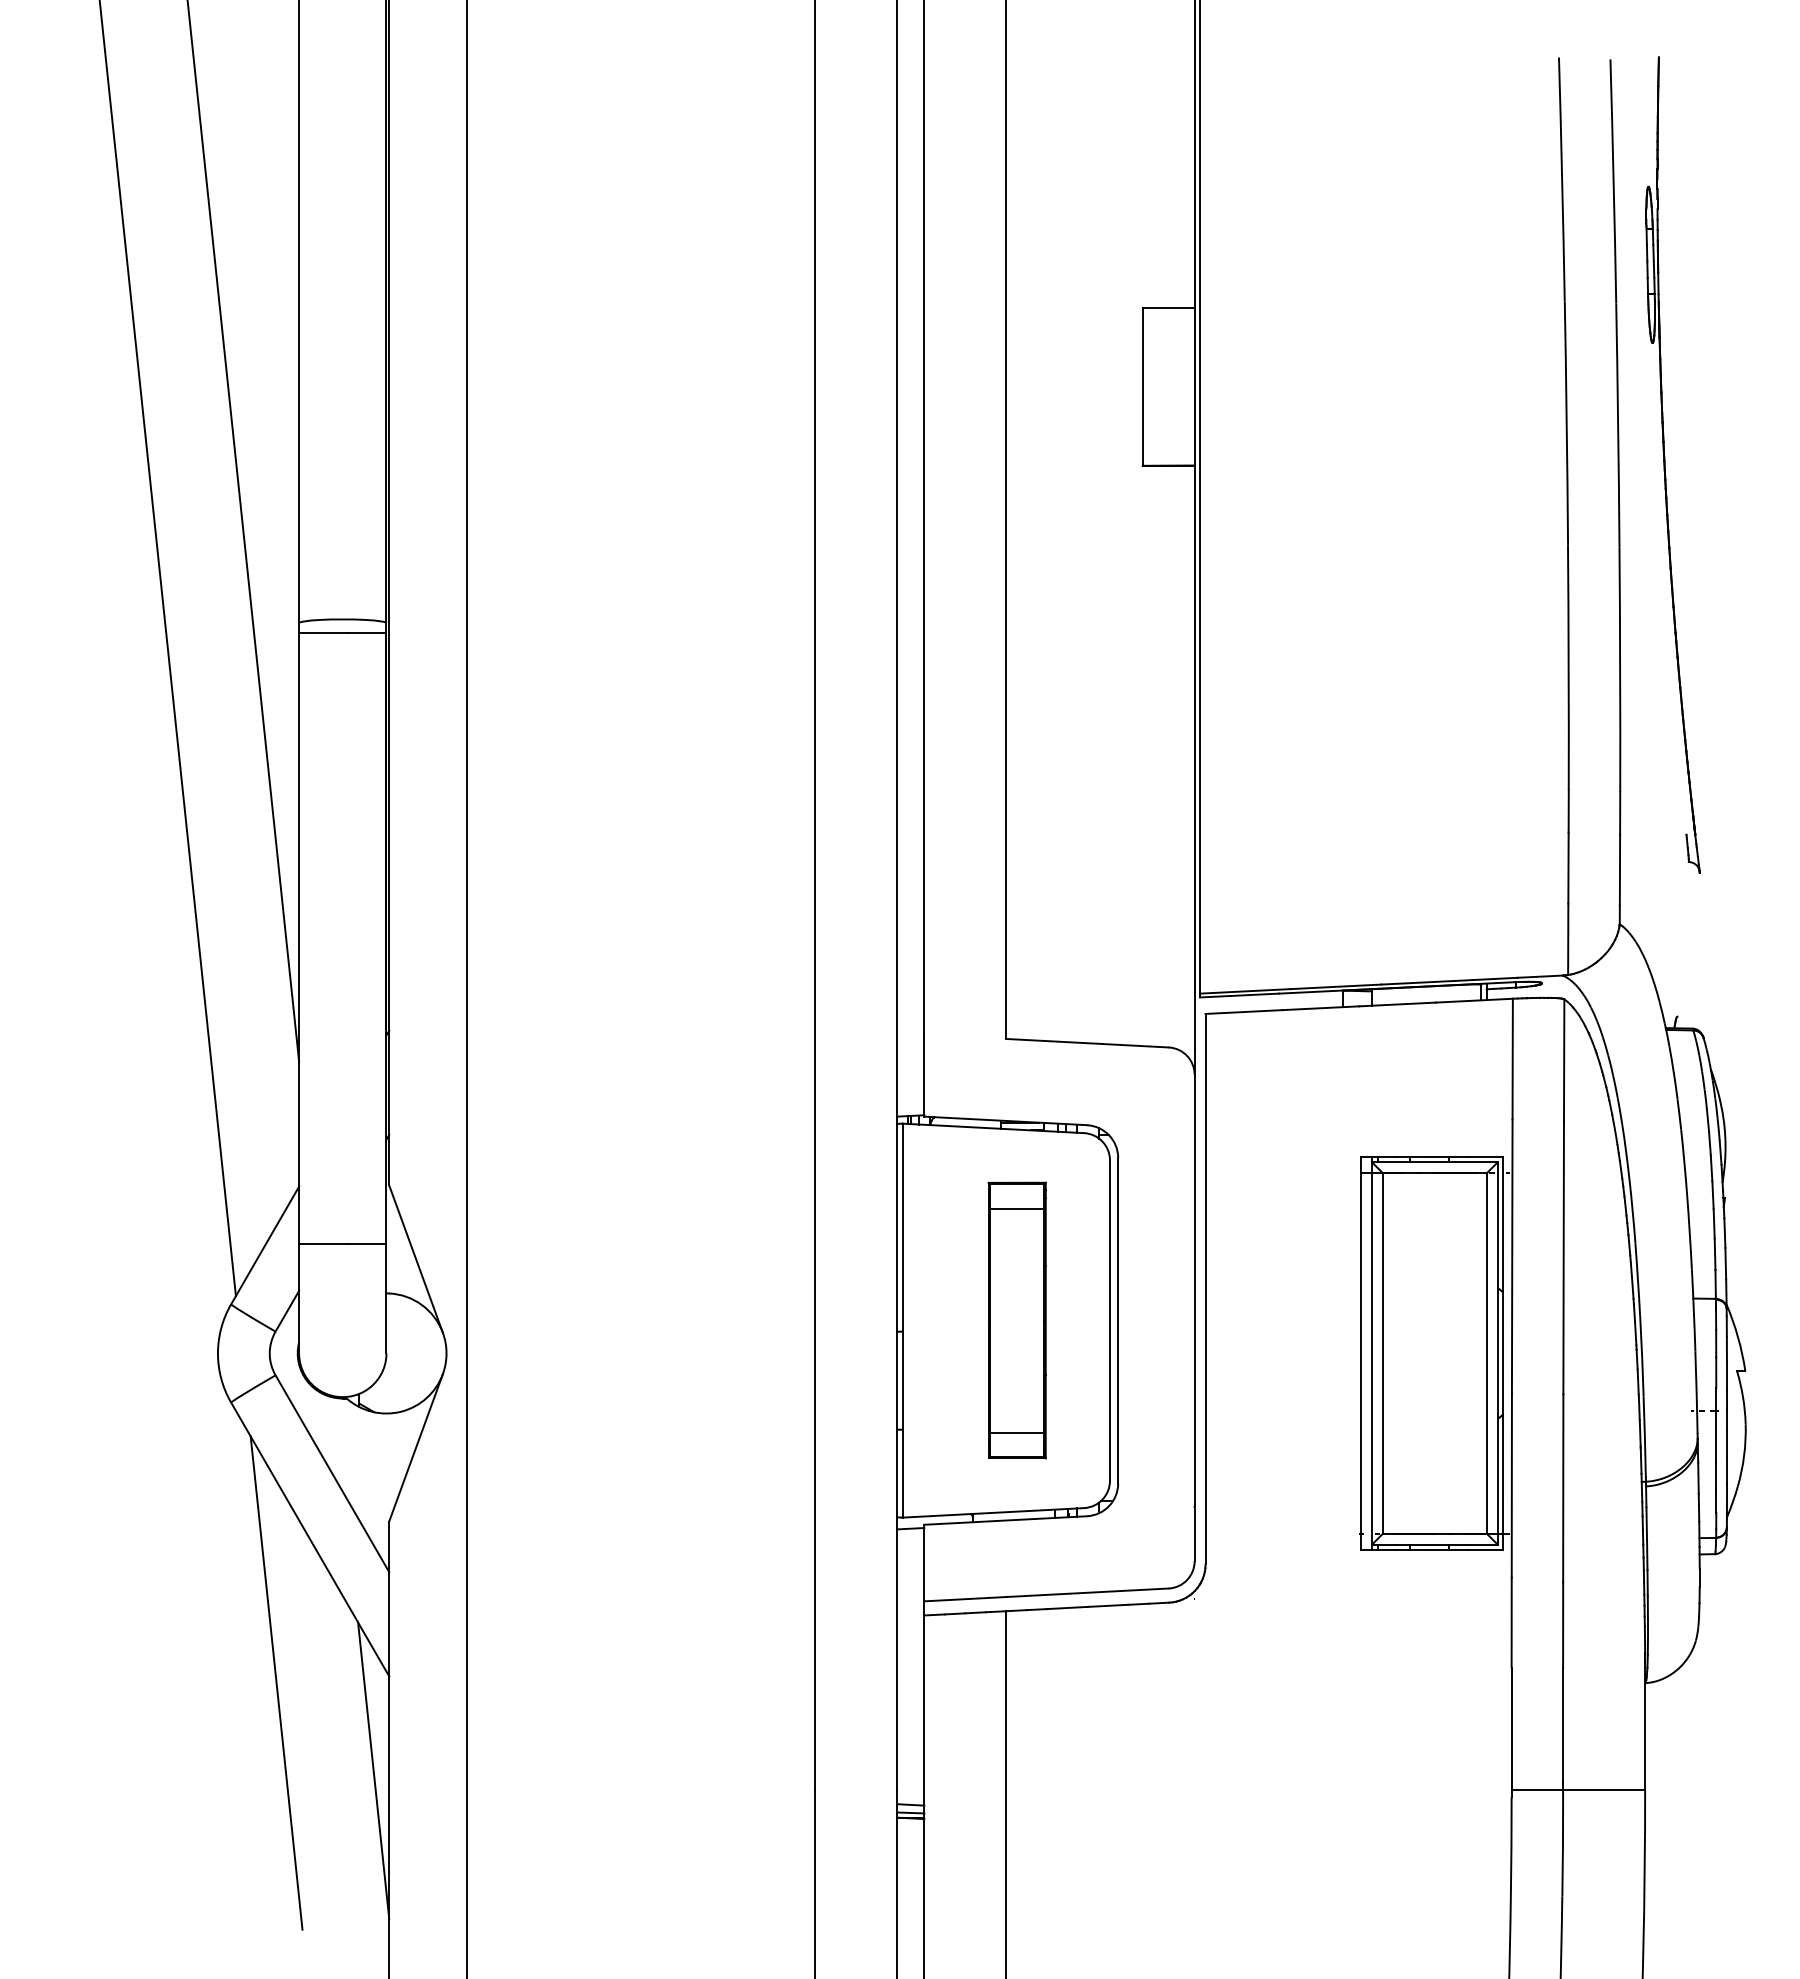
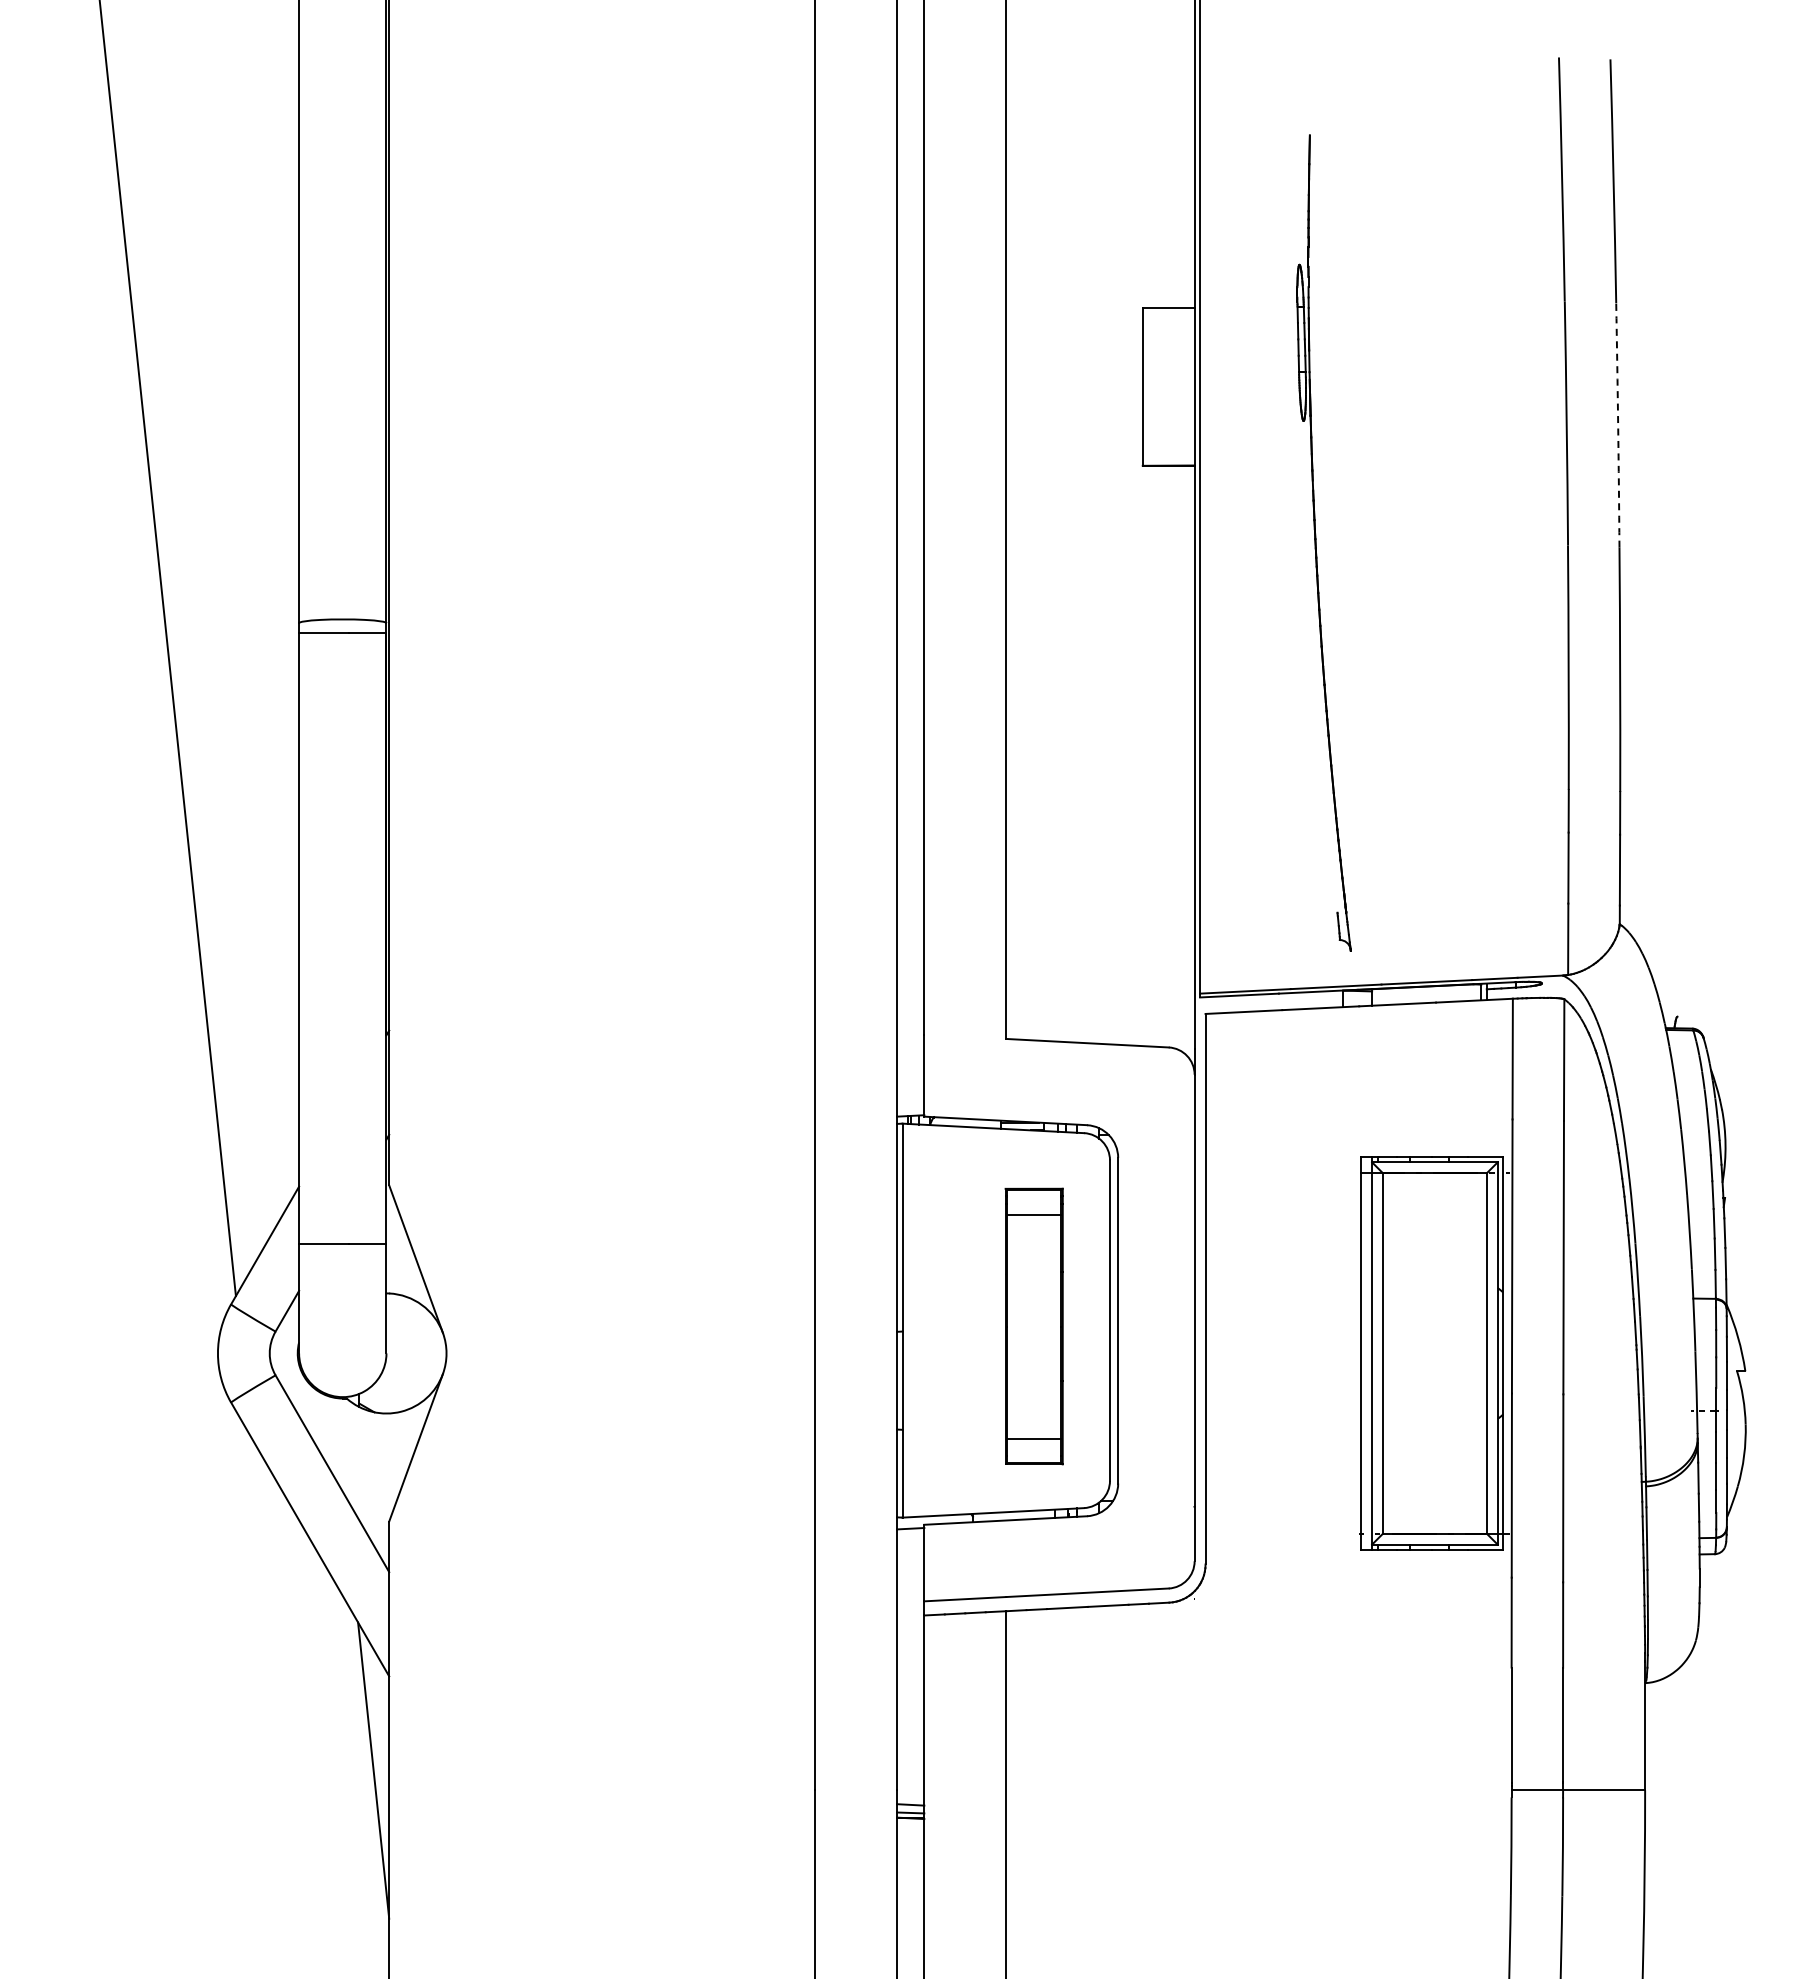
arc: solid -> dashed (1618, 425)
part position: (1665, 464) -> (1316, 542) (1316, 542)
line: present -> none (243, 531)
line: present -> none (466, 988)
part position: (1016, 1320) -> (1033, 1326) (1033, 1326)
line: present -> none (276, 1682)
